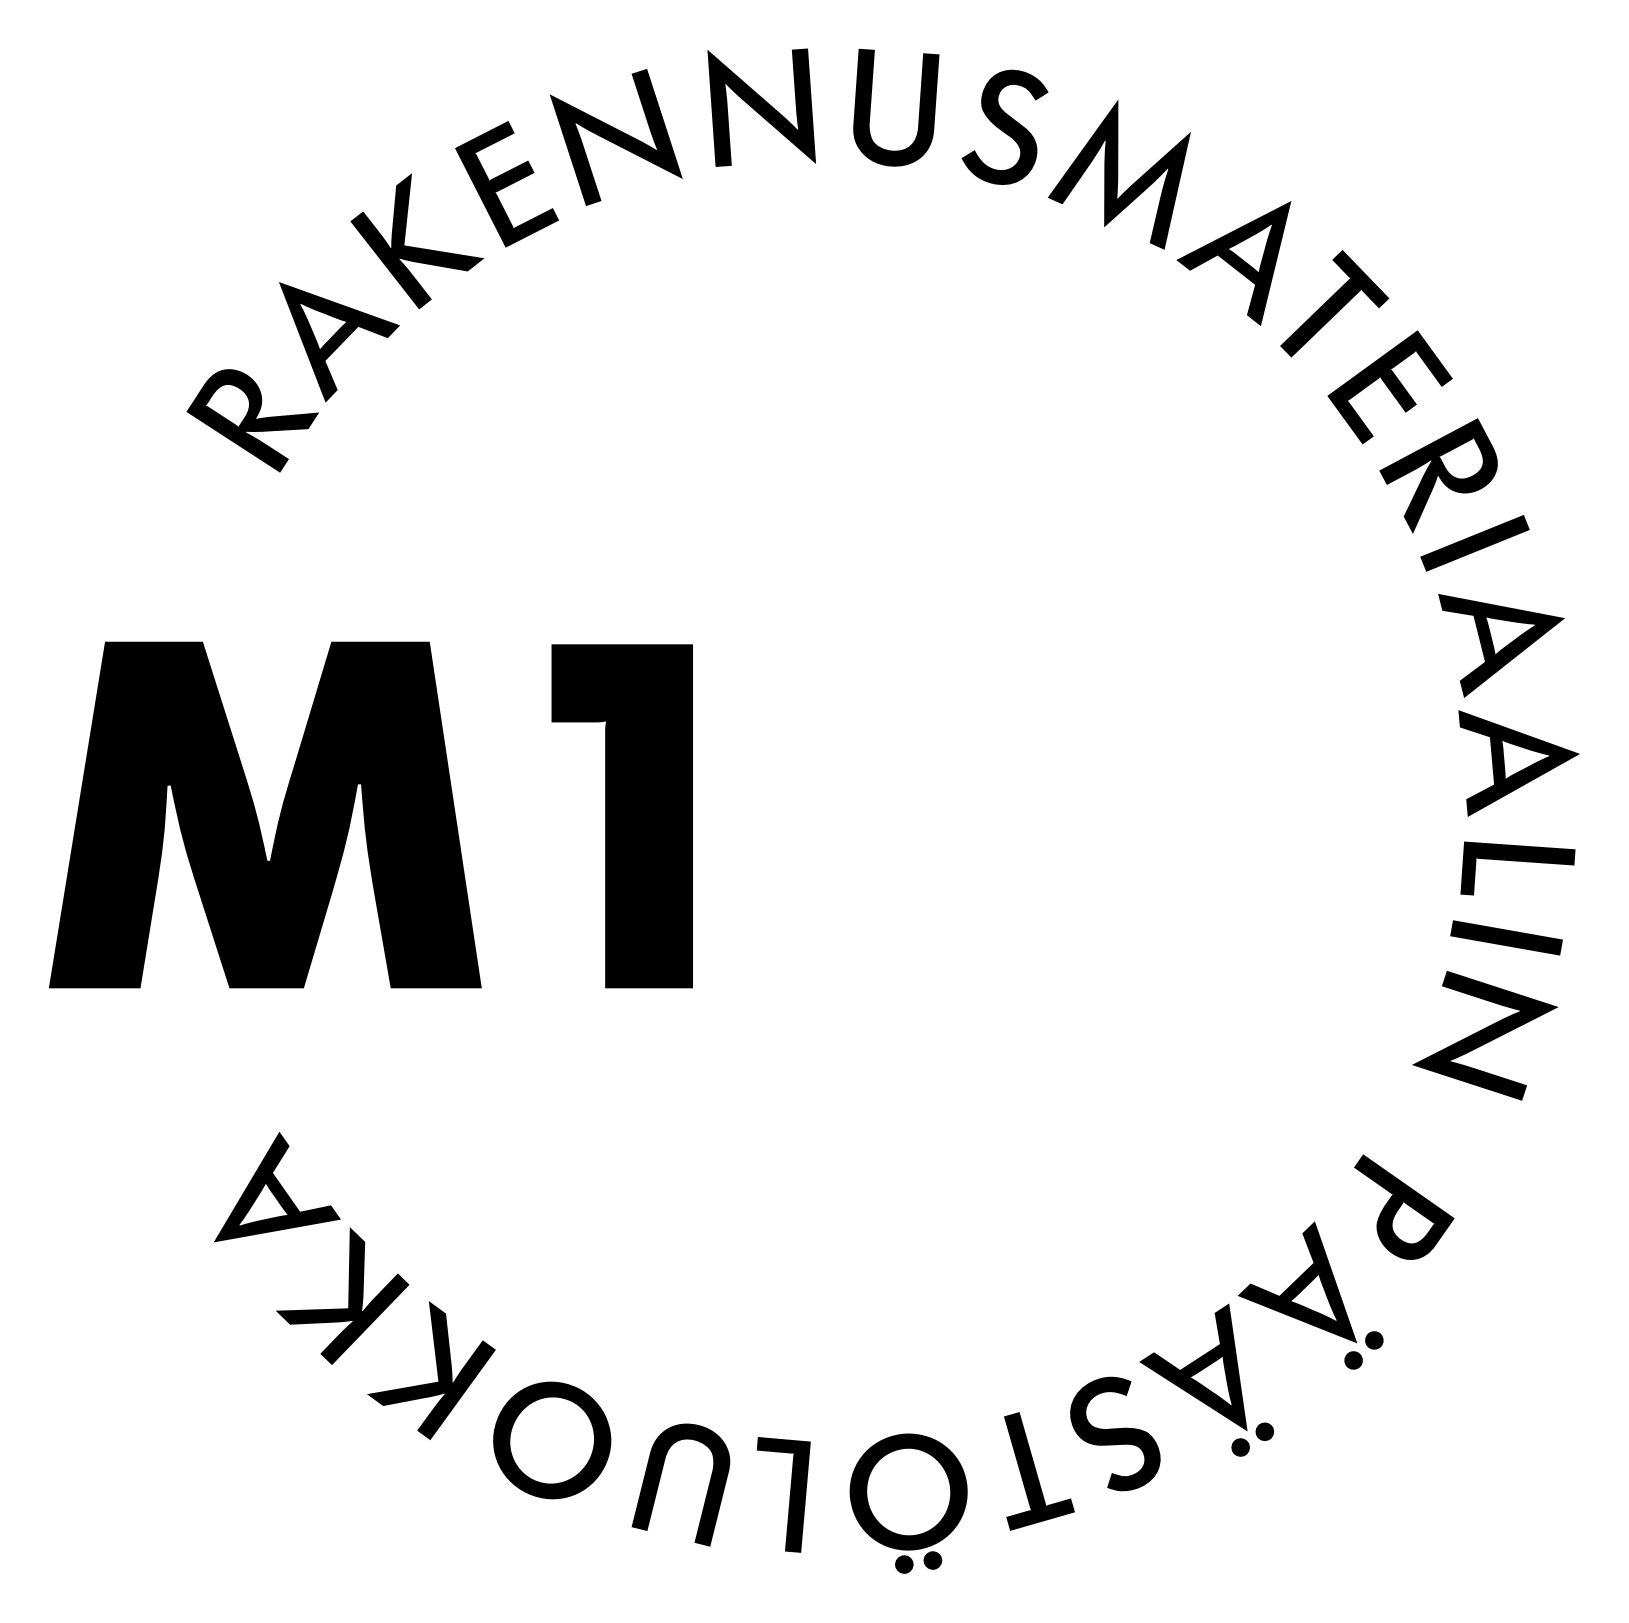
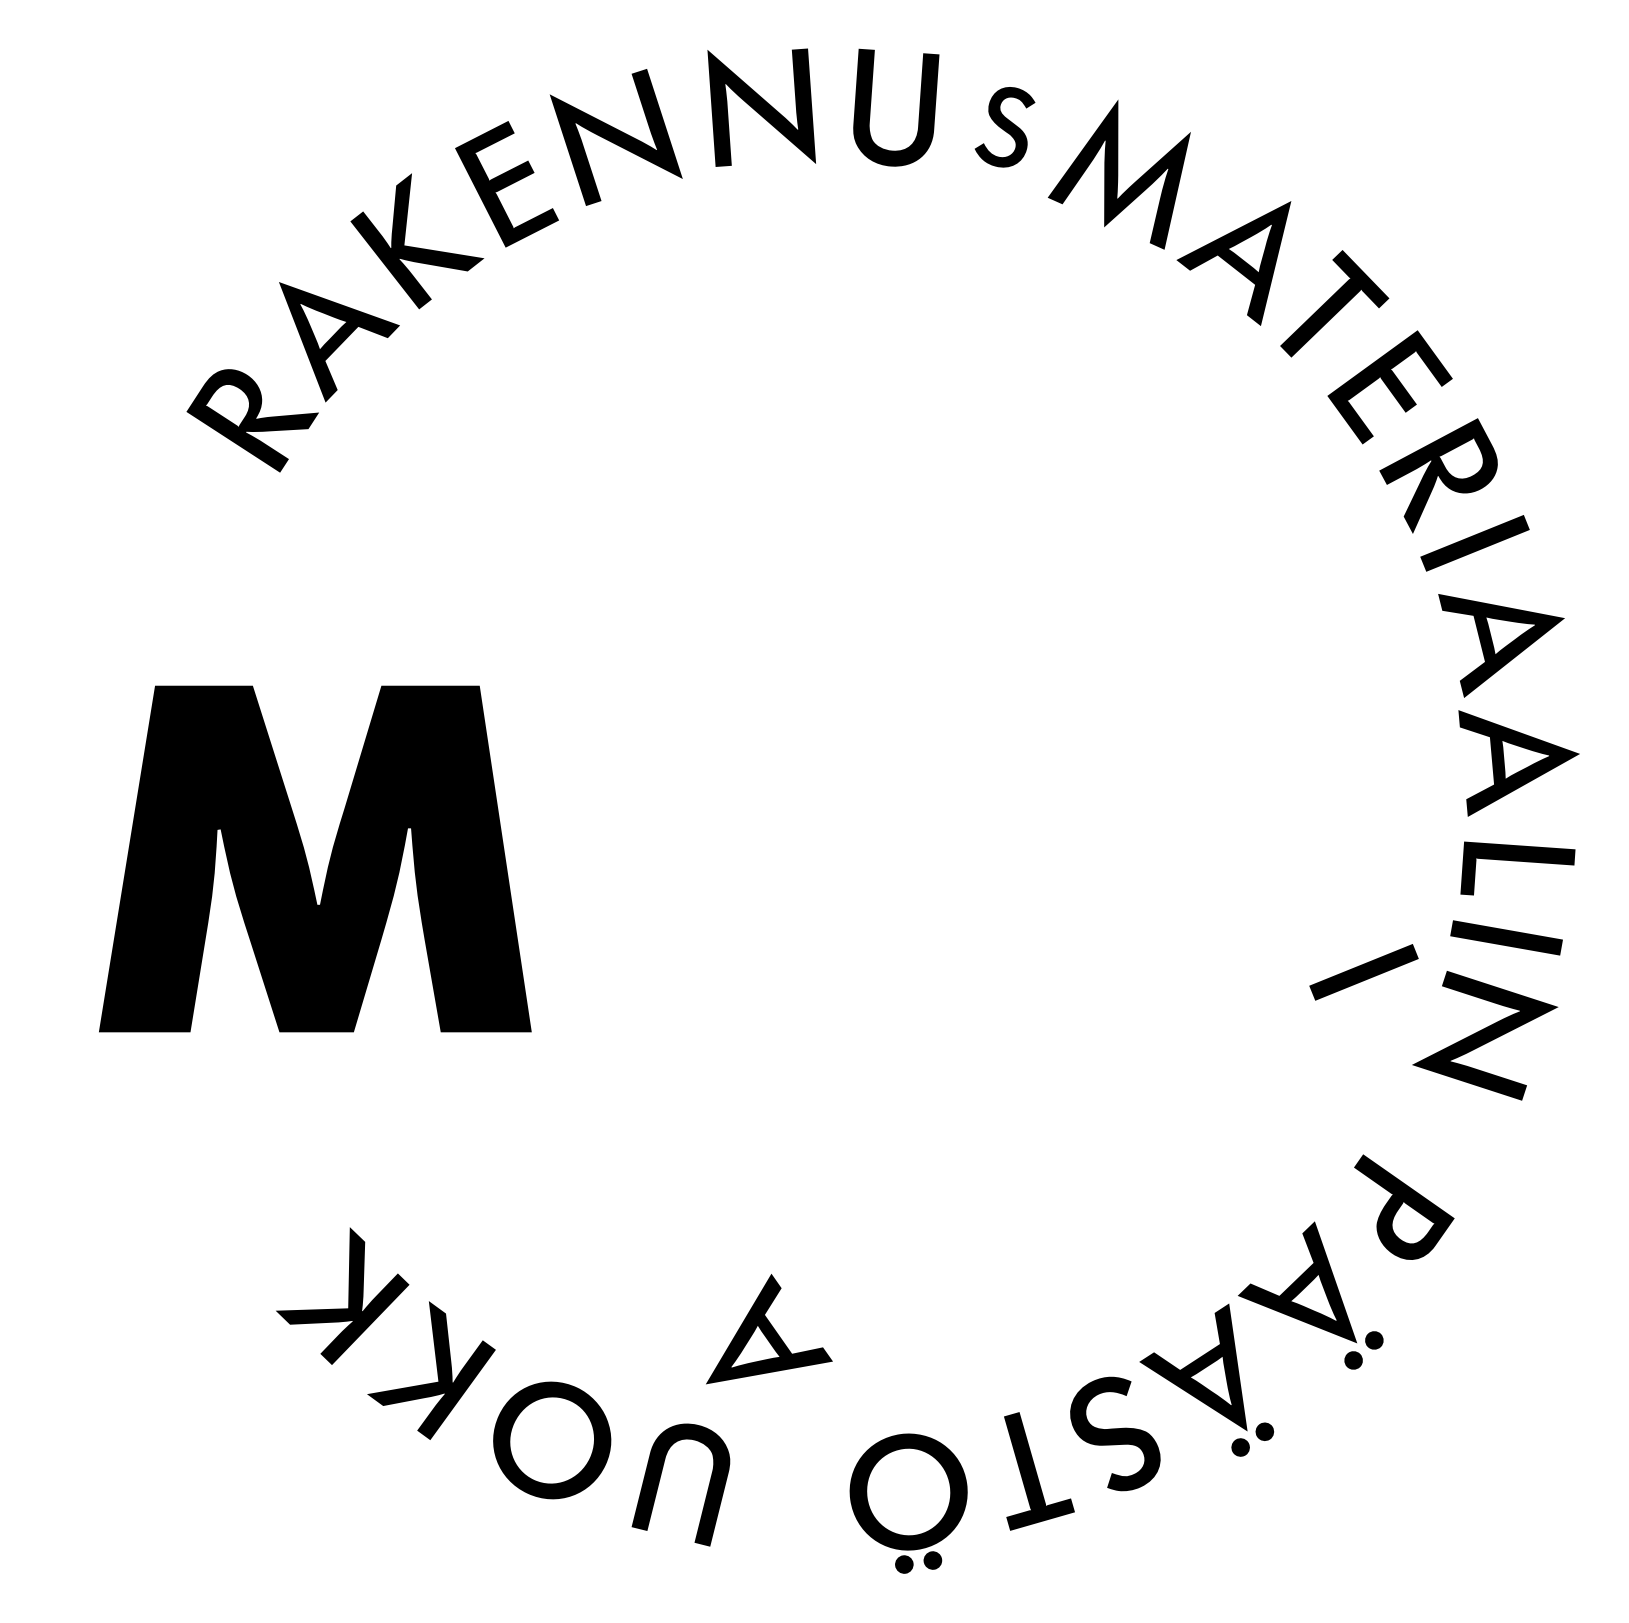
part size: 88x116 px -> 62x81 px (1004, 127)
part position: (257, 816) -> (307, 860) (307, 860)
fill: present -> none (622, 816)
part: none -> present (1363, 972)
part position: (277, 1187) -> (769, 1329) (769, 1329)
fill: present -> none (783, 1494)
